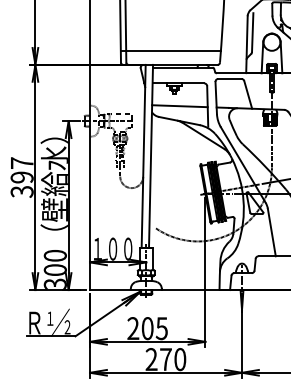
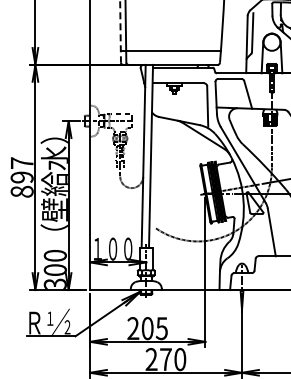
line: solid -> dashed (120, 31)
line: present -> none (179, 106)
text: 397 -> 897 (21, 191)
